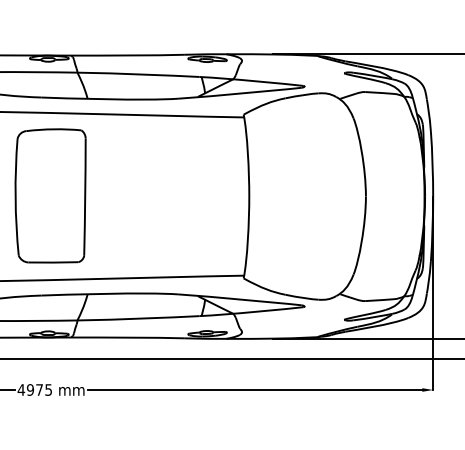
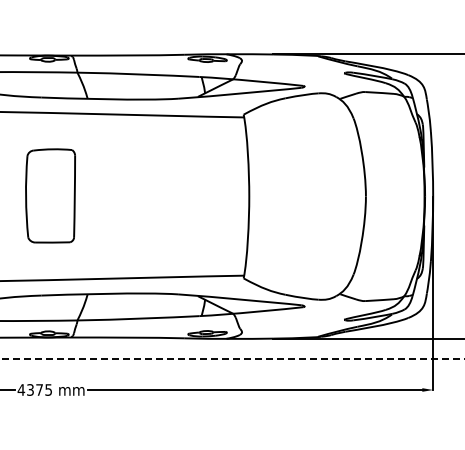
part size: 73x136 px -> 51x96 px (50, 195)
line: solid -> dashed (232, 359)
text: 4975 -> 4375 (30, 389)
